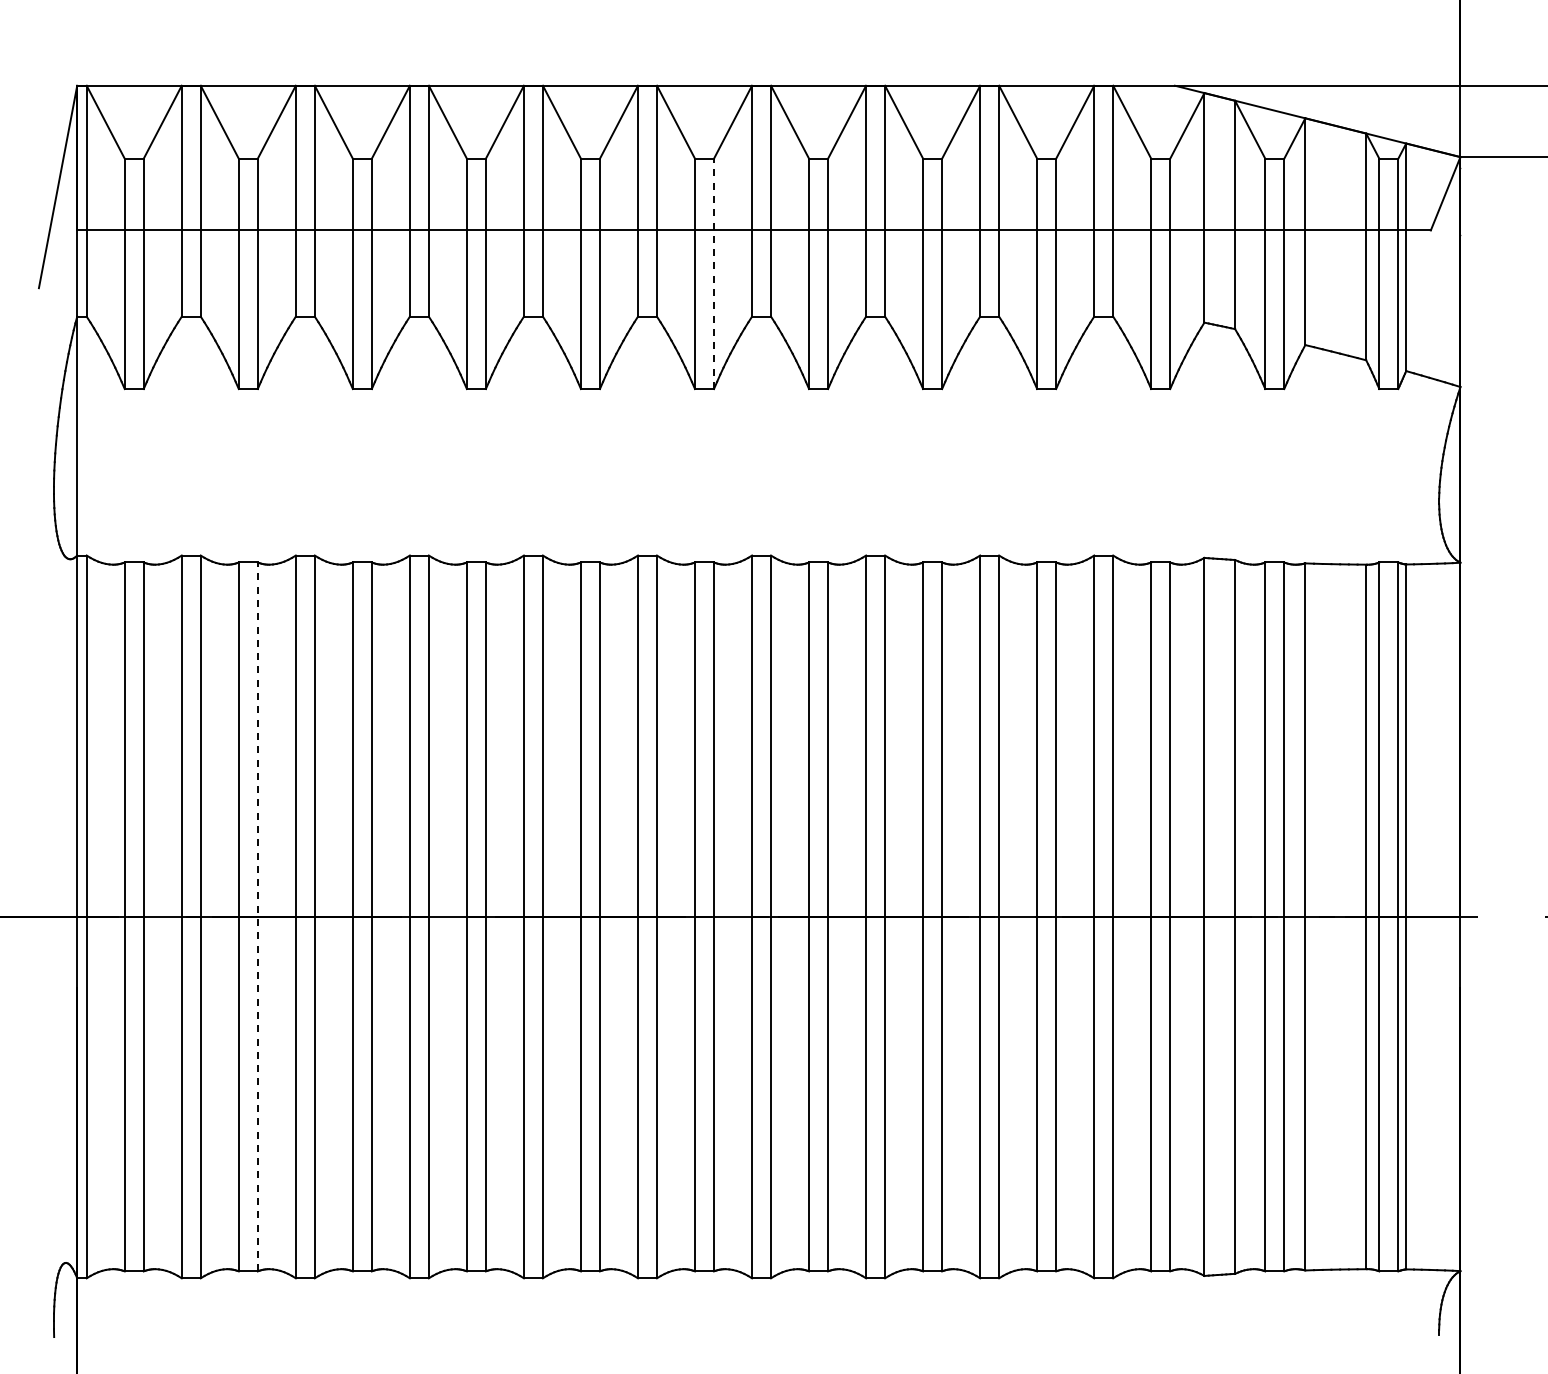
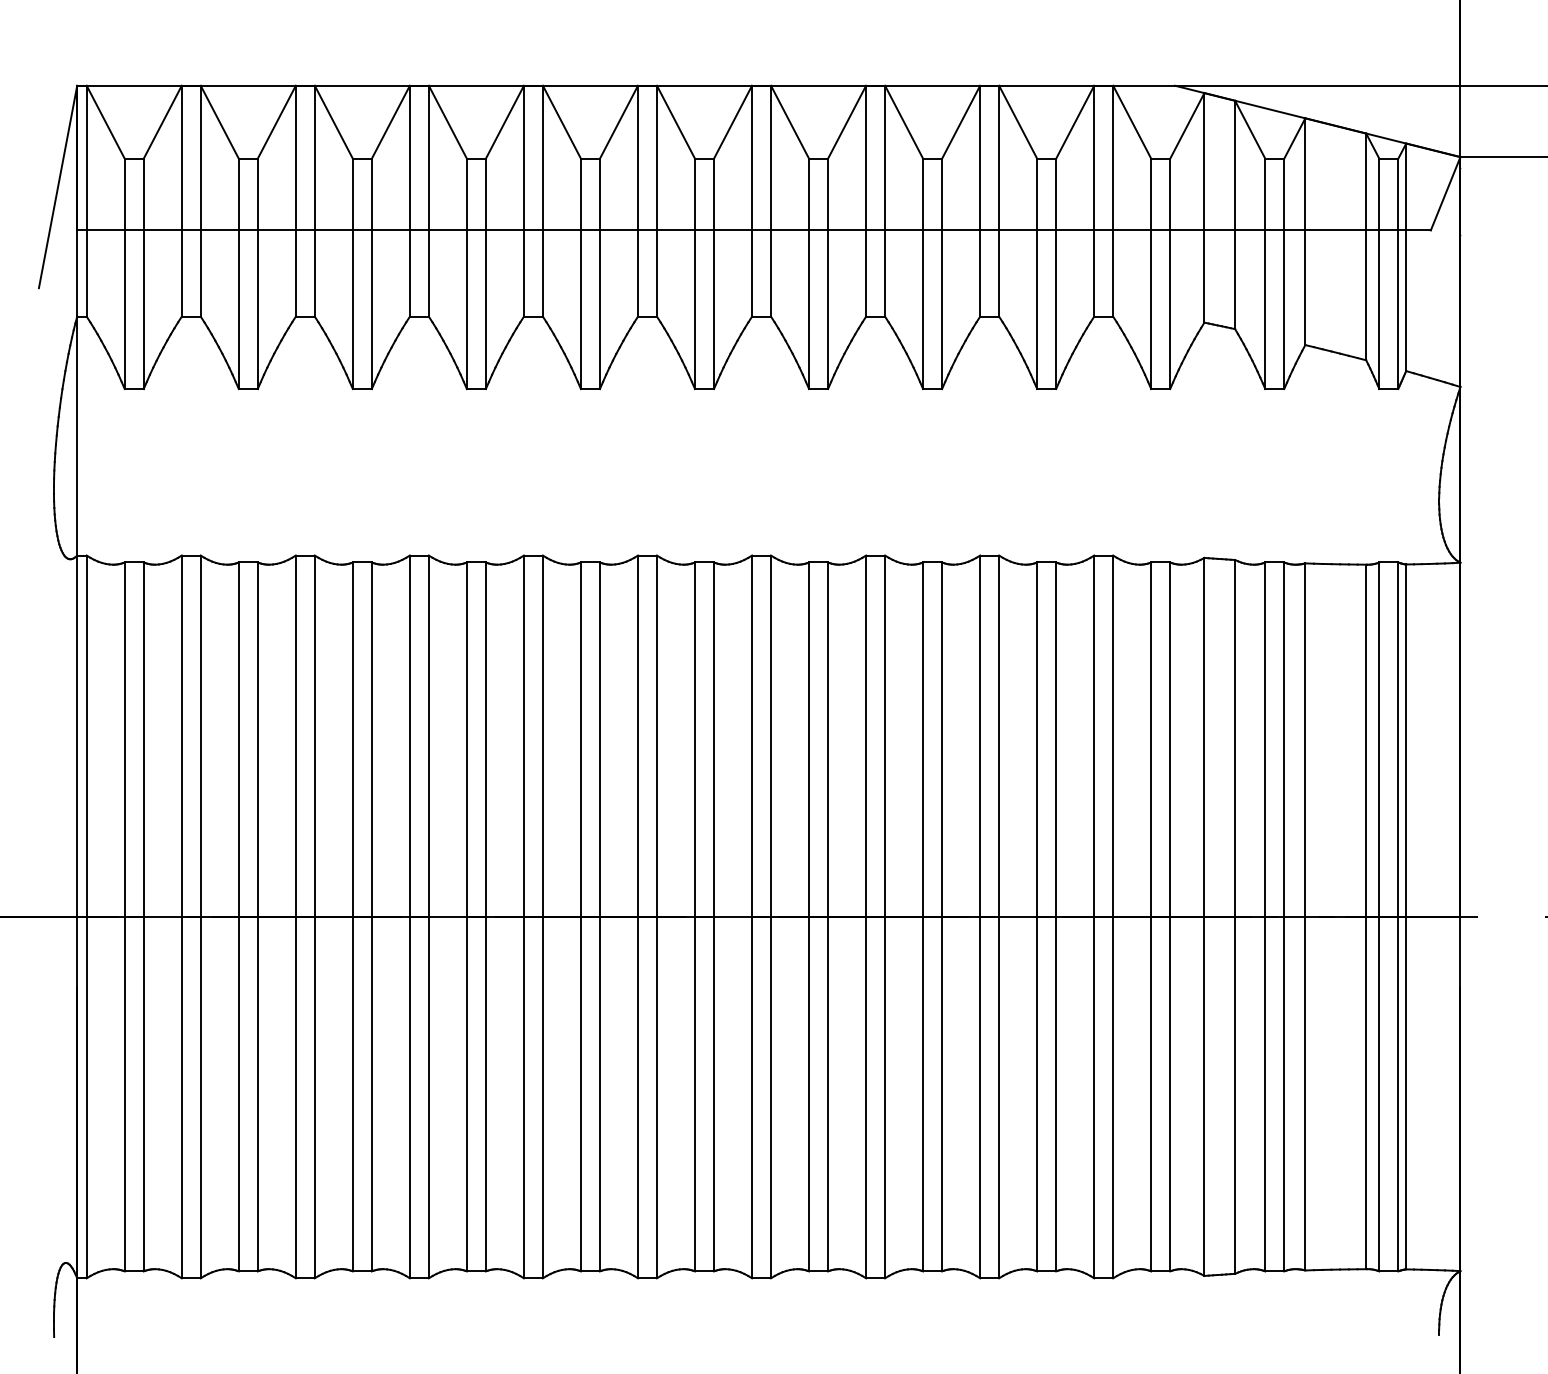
line: dashed -> solid (714, 273)
line: dashed -> solid (257, 916)
